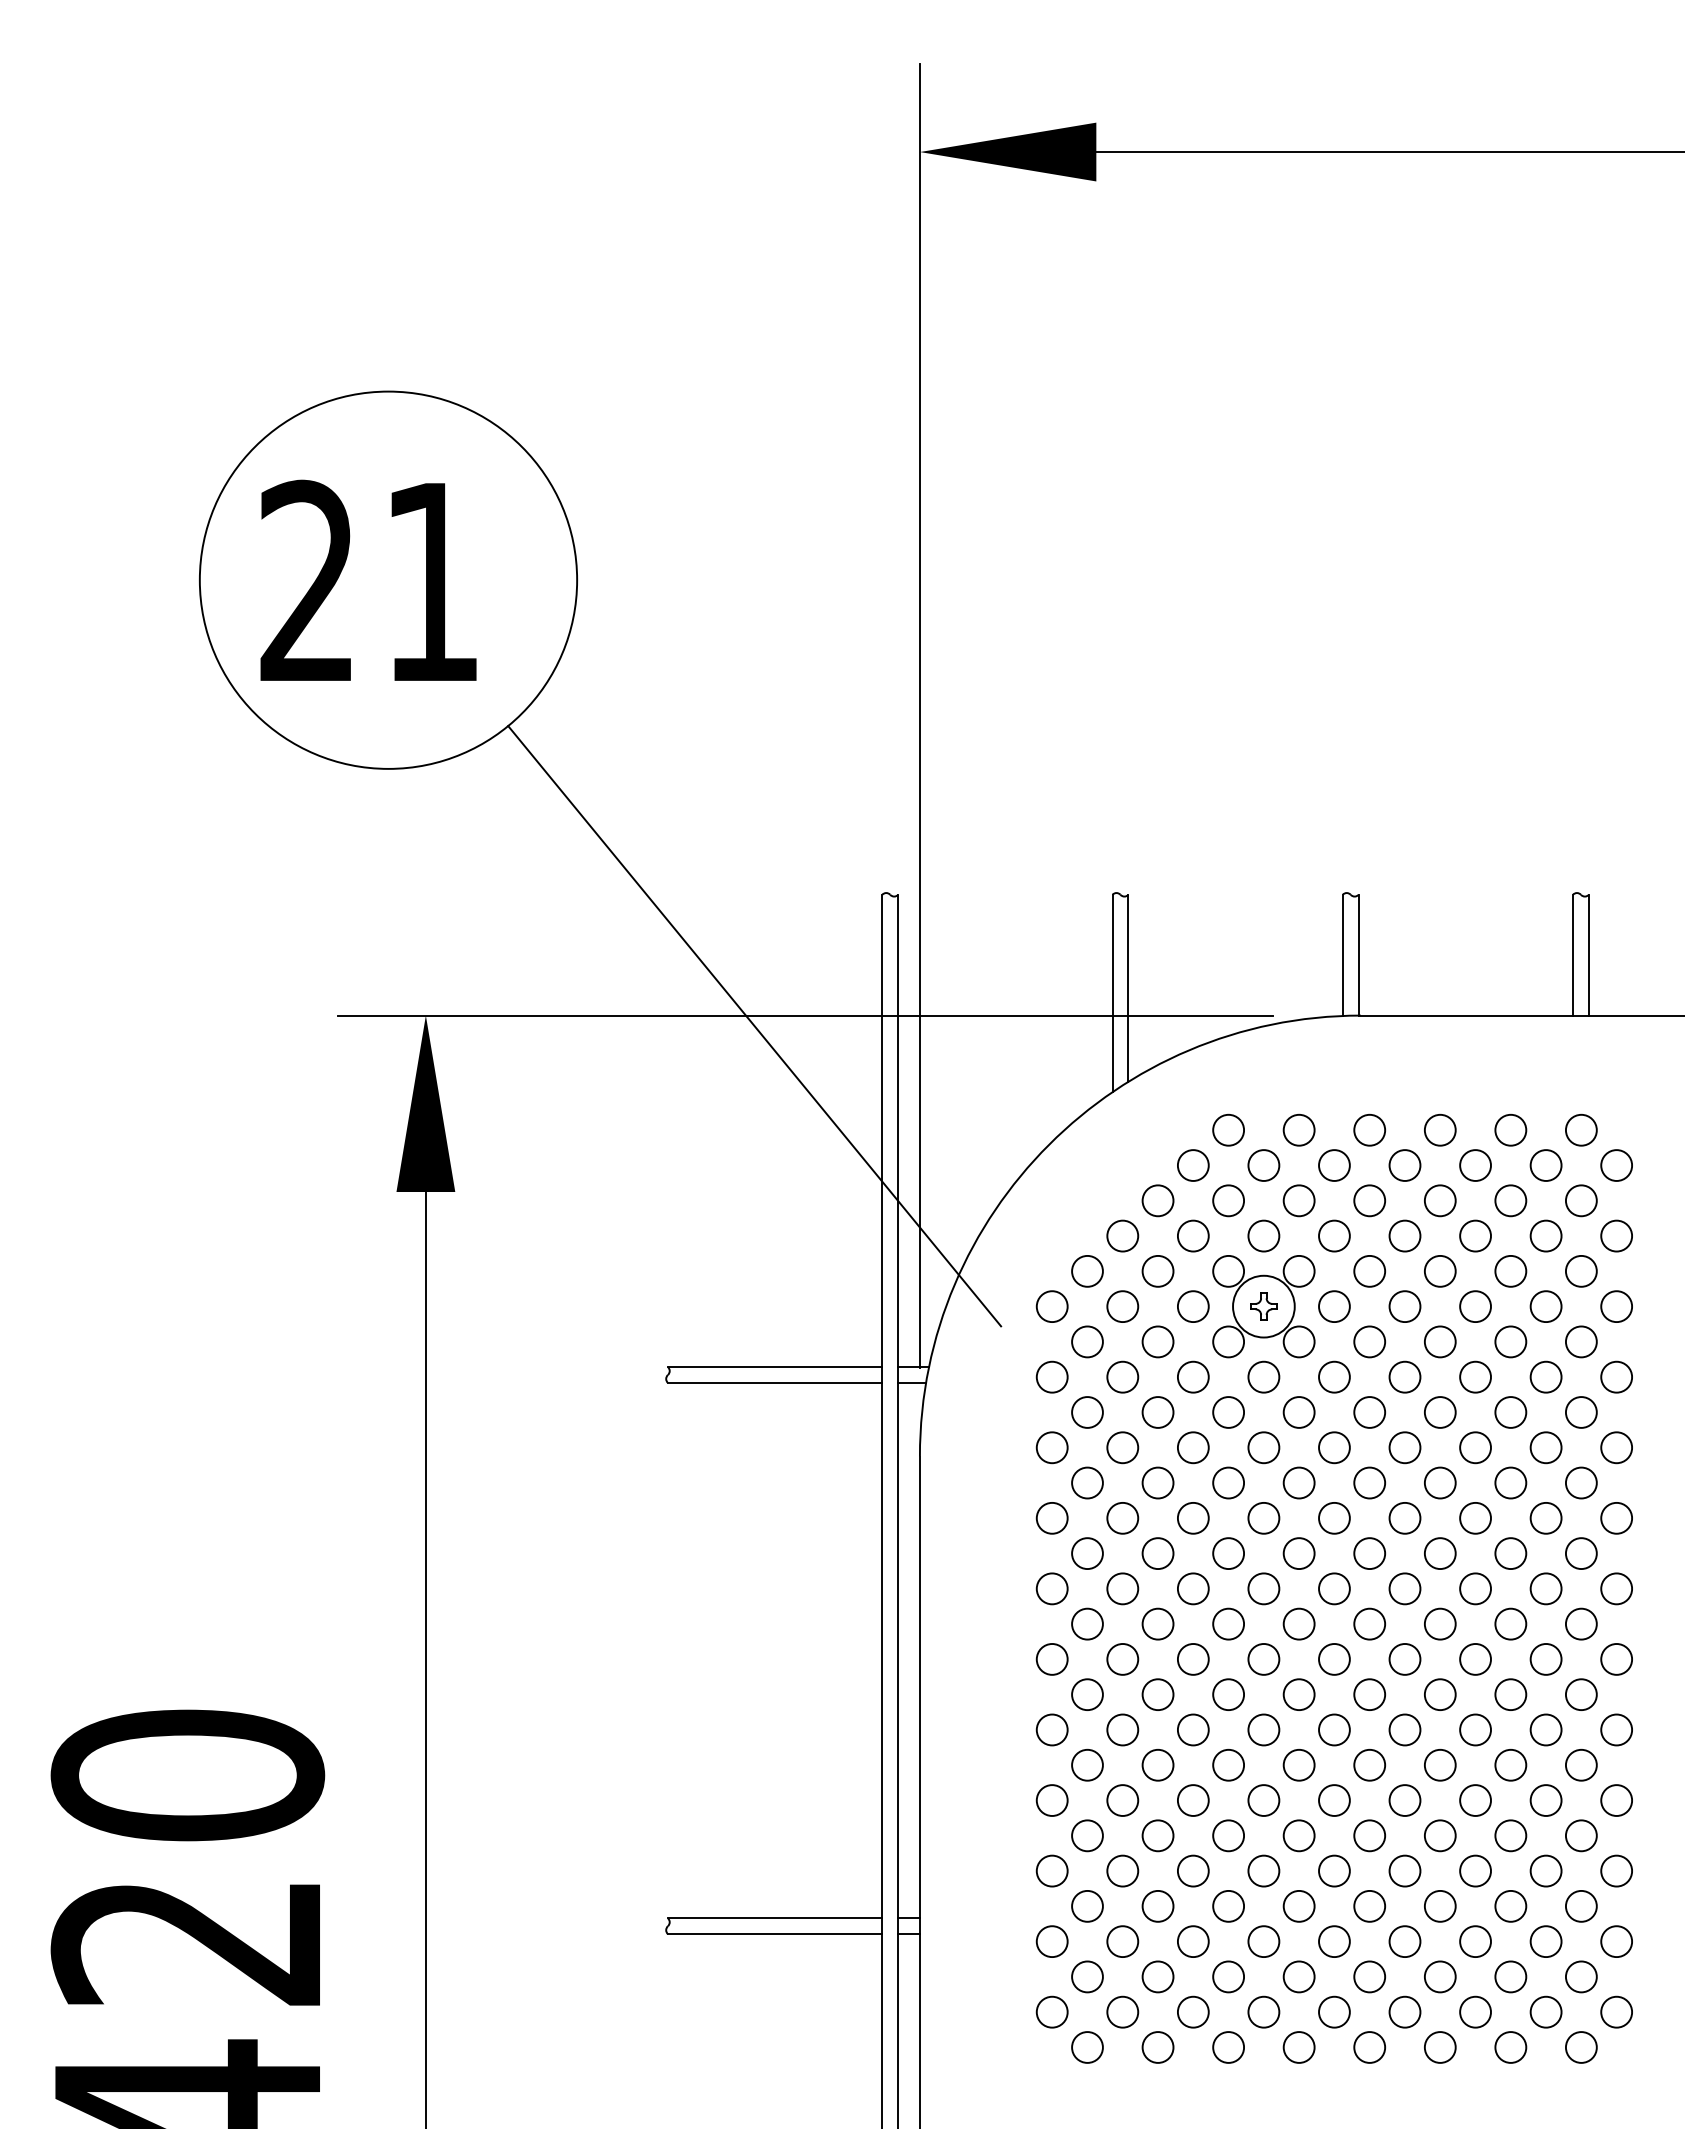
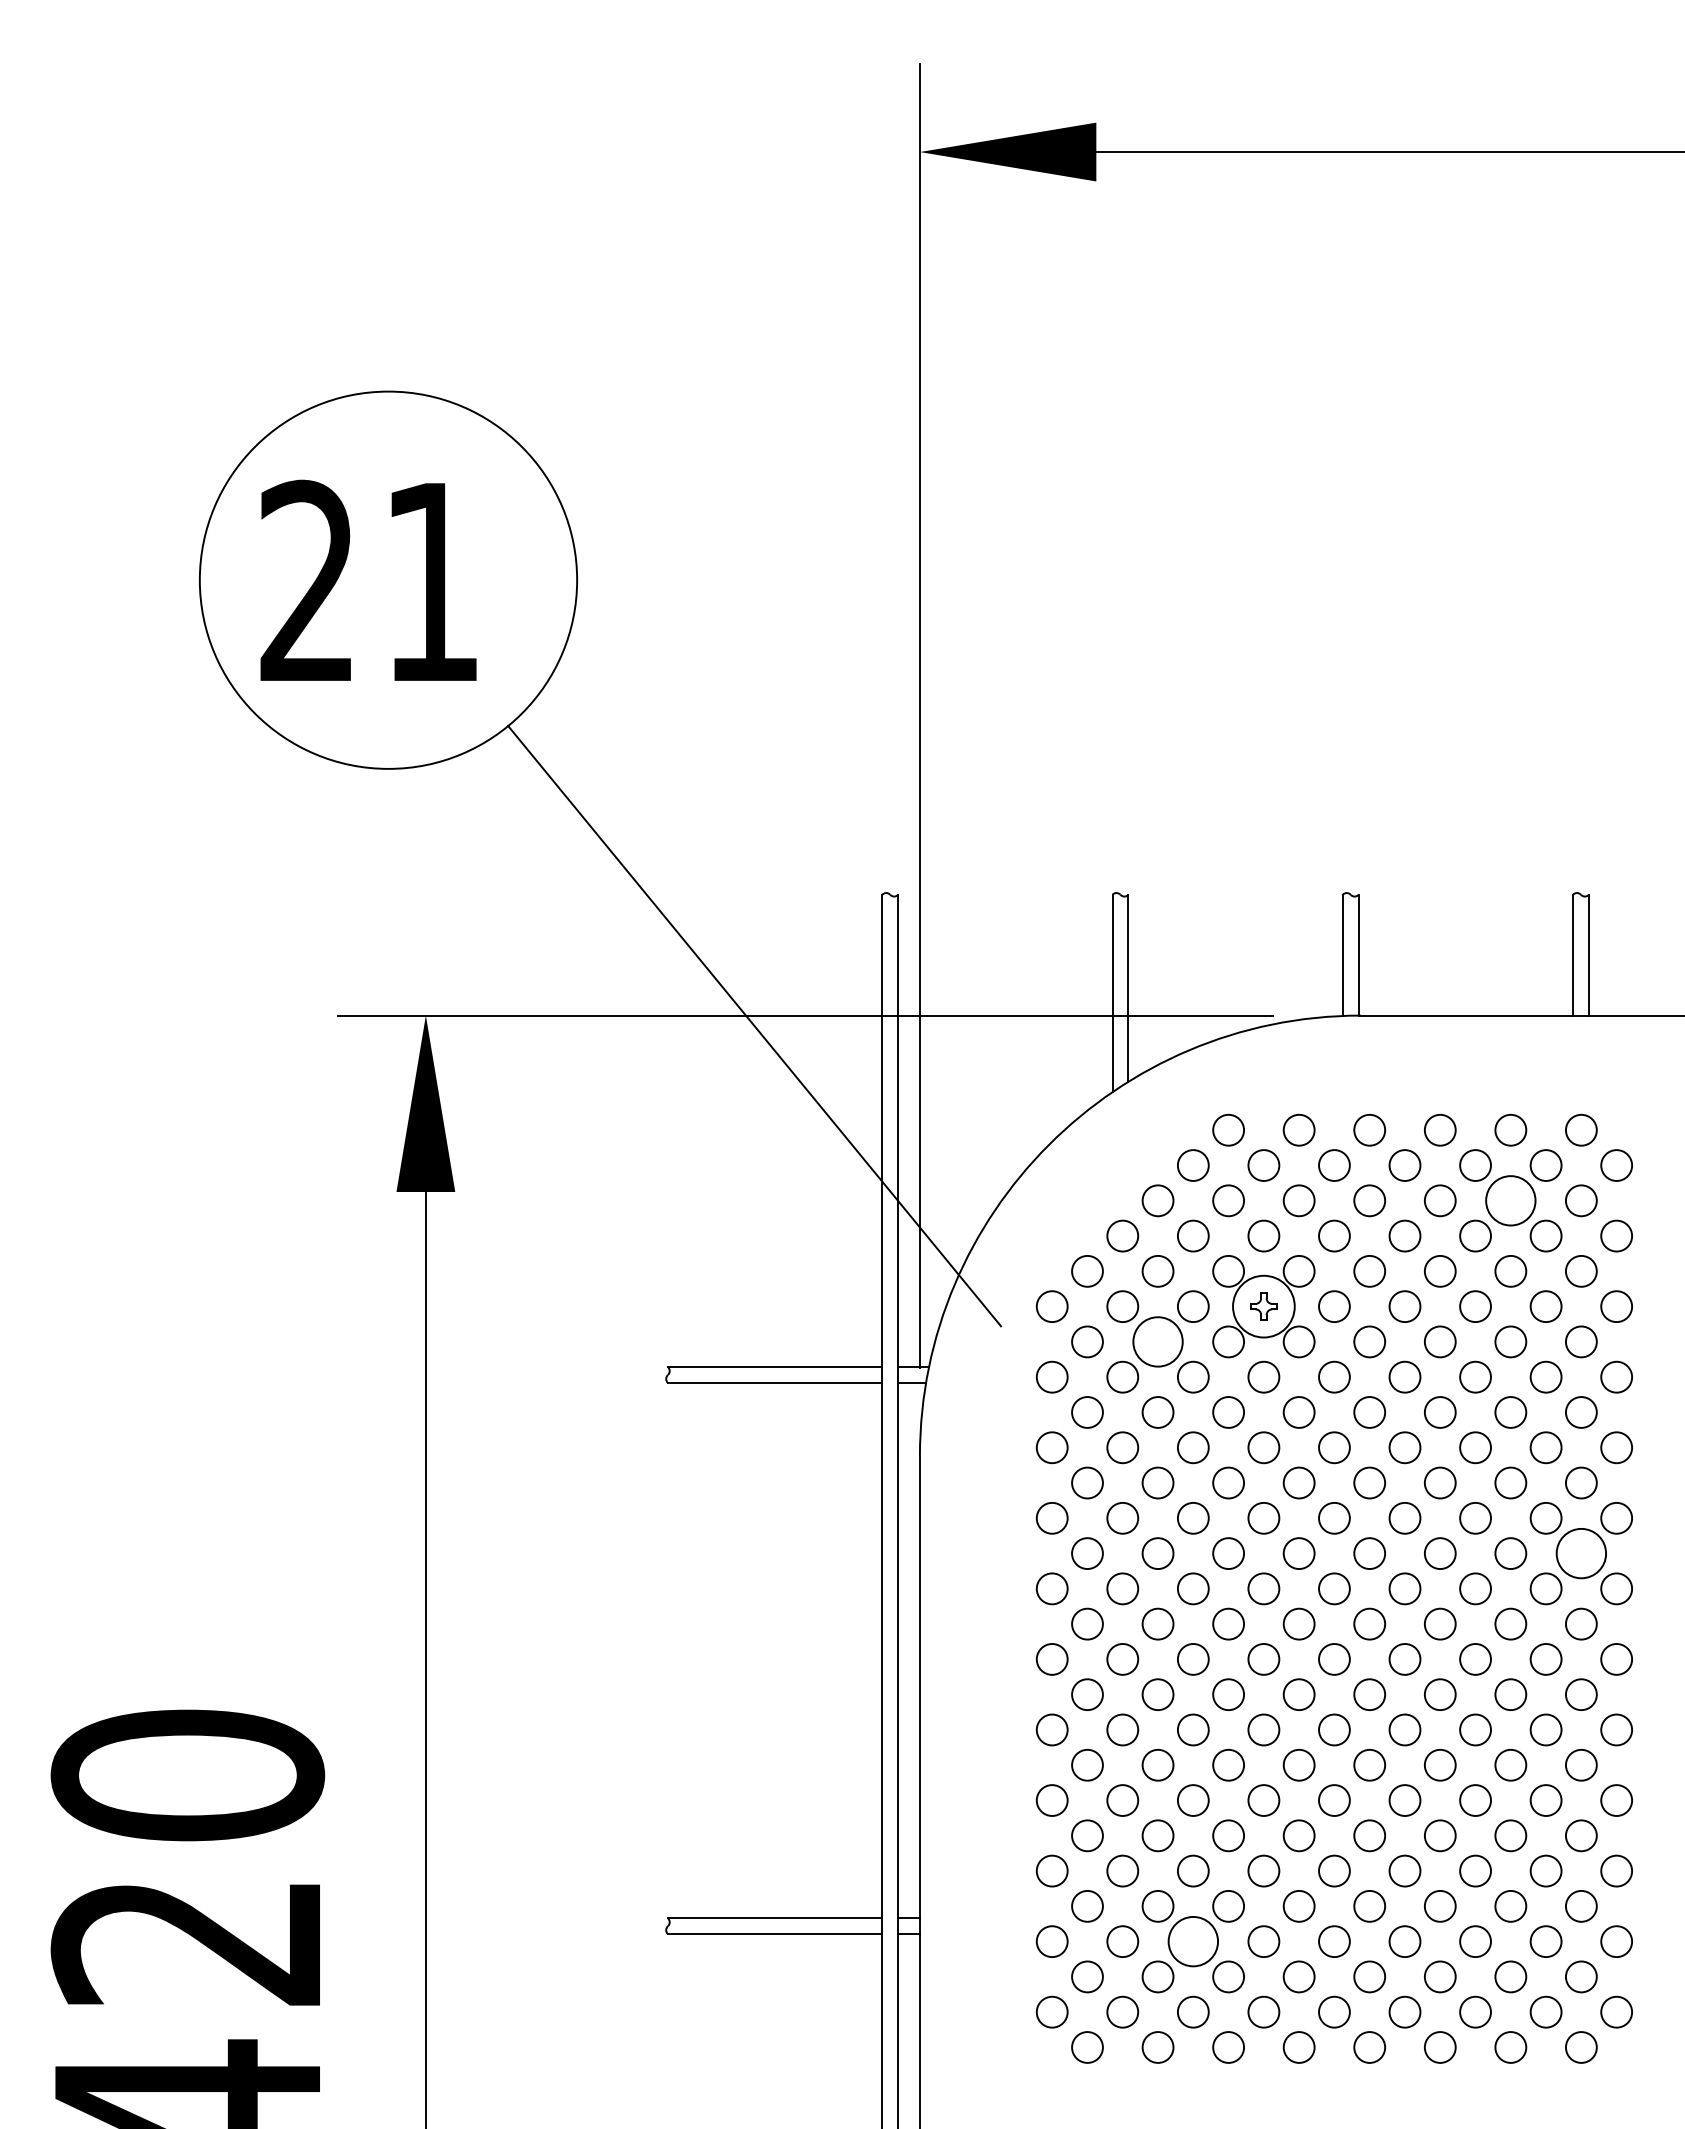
circle diameter: 31 px -> 49 px (1510, 1200)
circle diameter: 31 px -> 49 px (1157, 1341)
circle diameter: 31 px -> 49 px (1581, 1553)
circle diameter: 31 px -> 49 px (1193, 1941)
